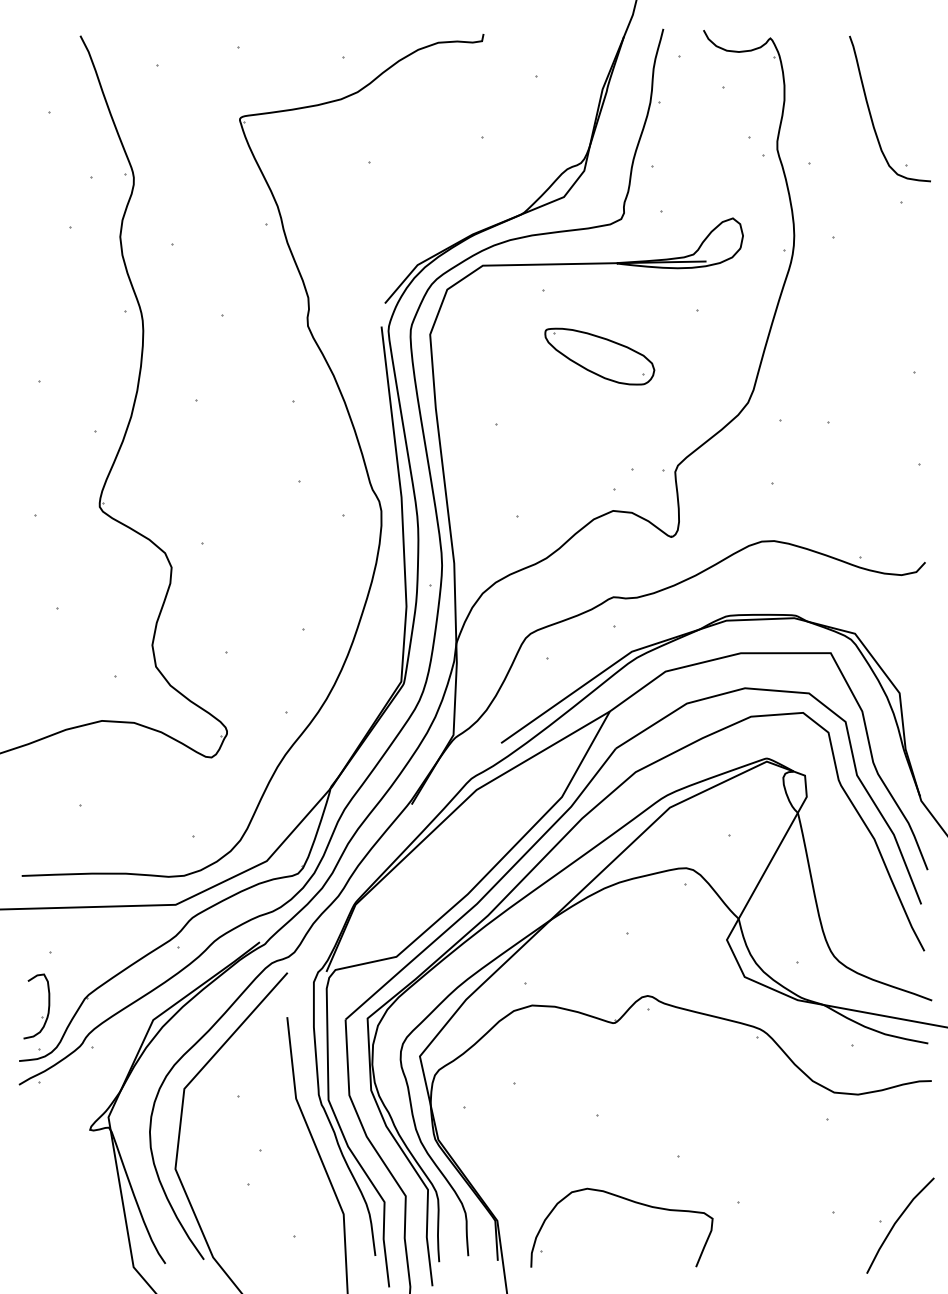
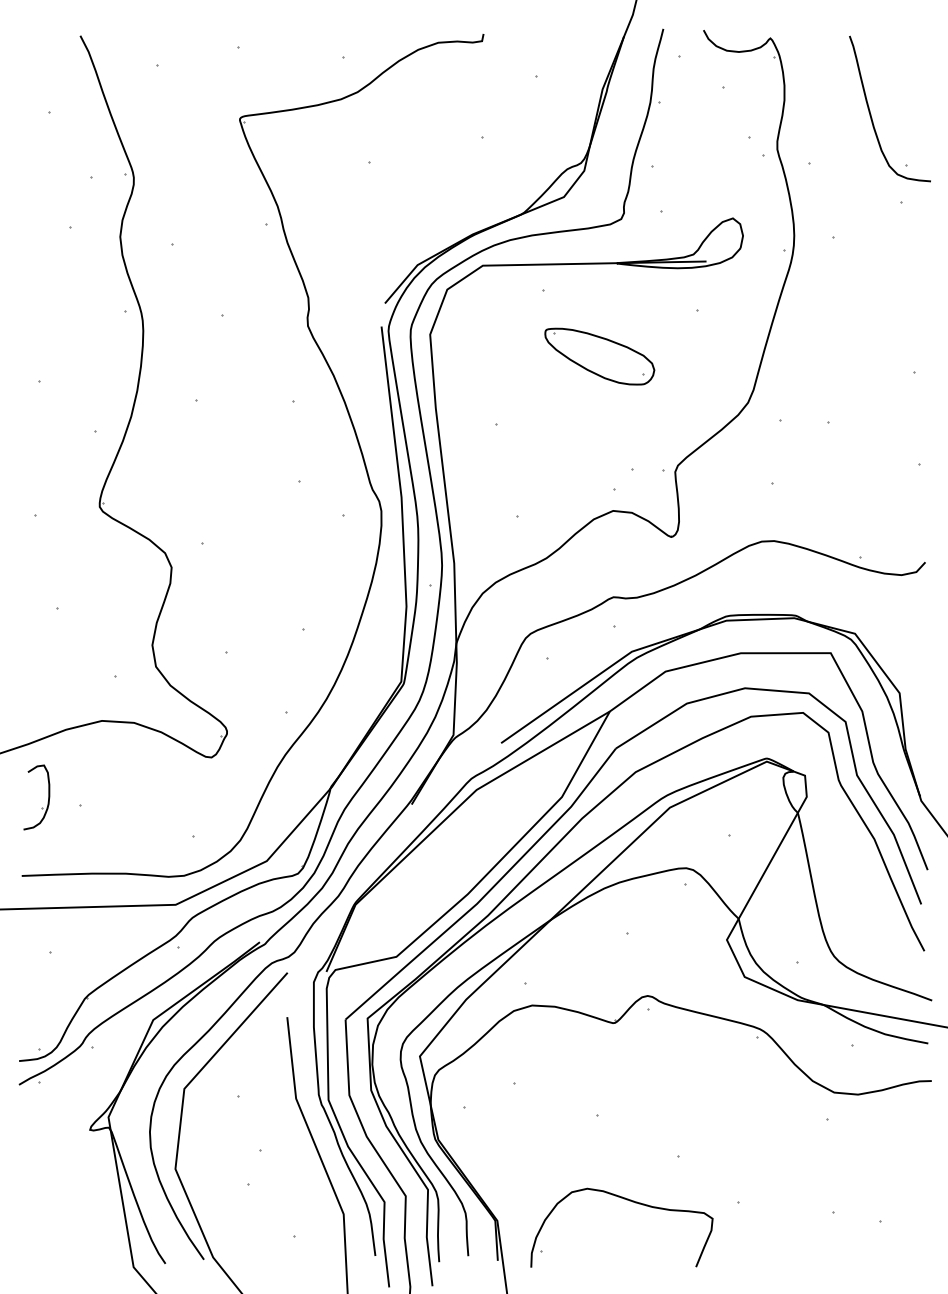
part position: (42, 1016) -> (42, 807) (42, 807)
line: present -> none (896, 1223)
